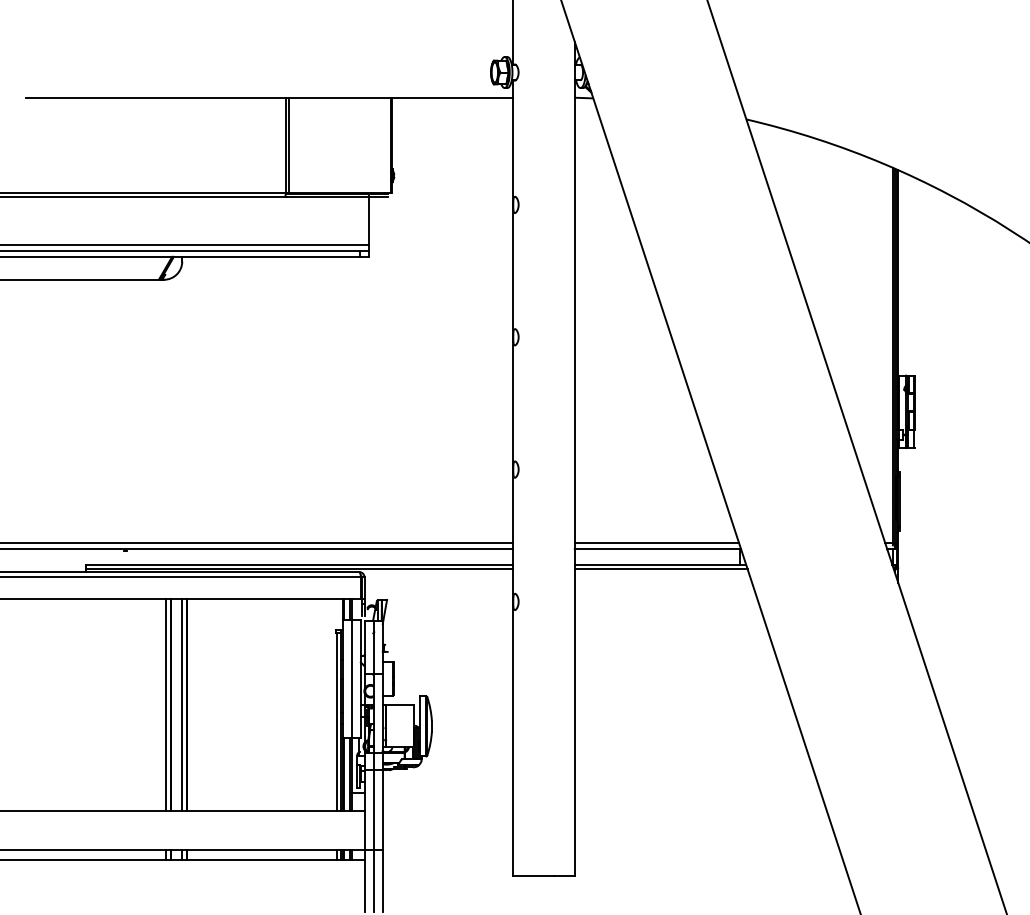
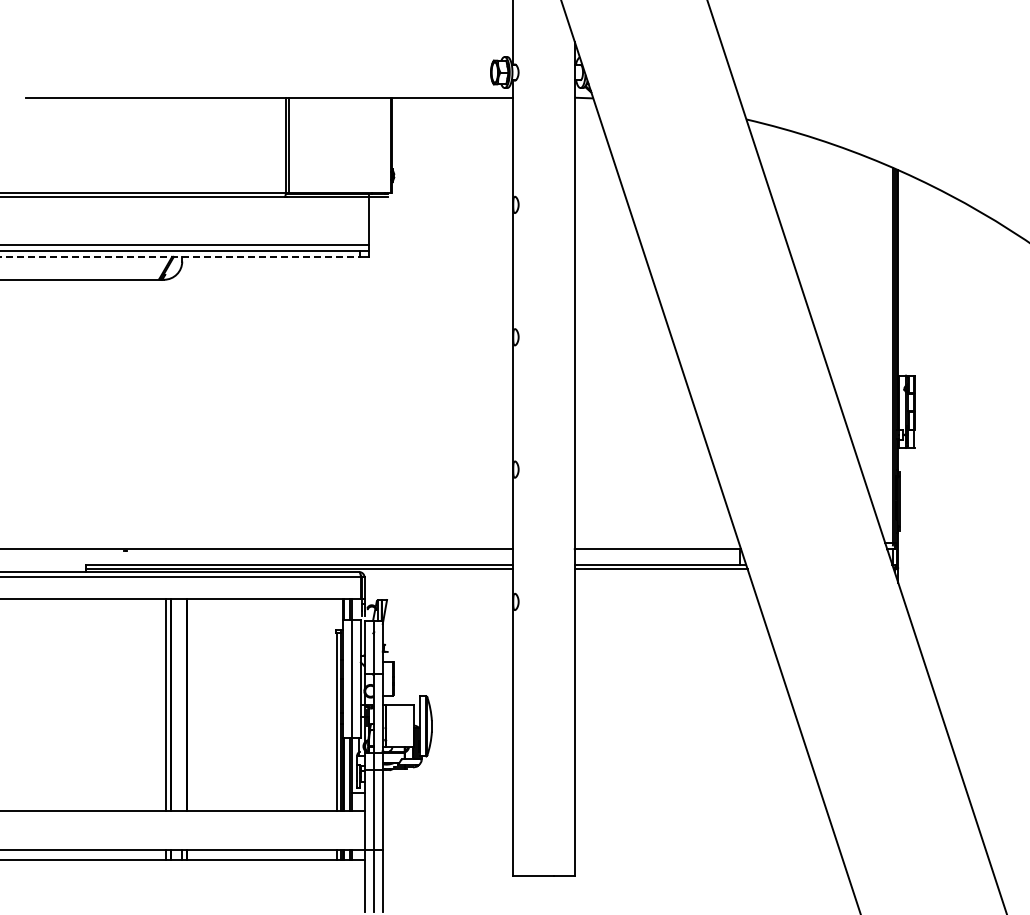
line: solid -> dashed (180, 256)
line: present -> none (257, 543)
line: present -> none (656, 543)
line: present -> none (182, 704)
